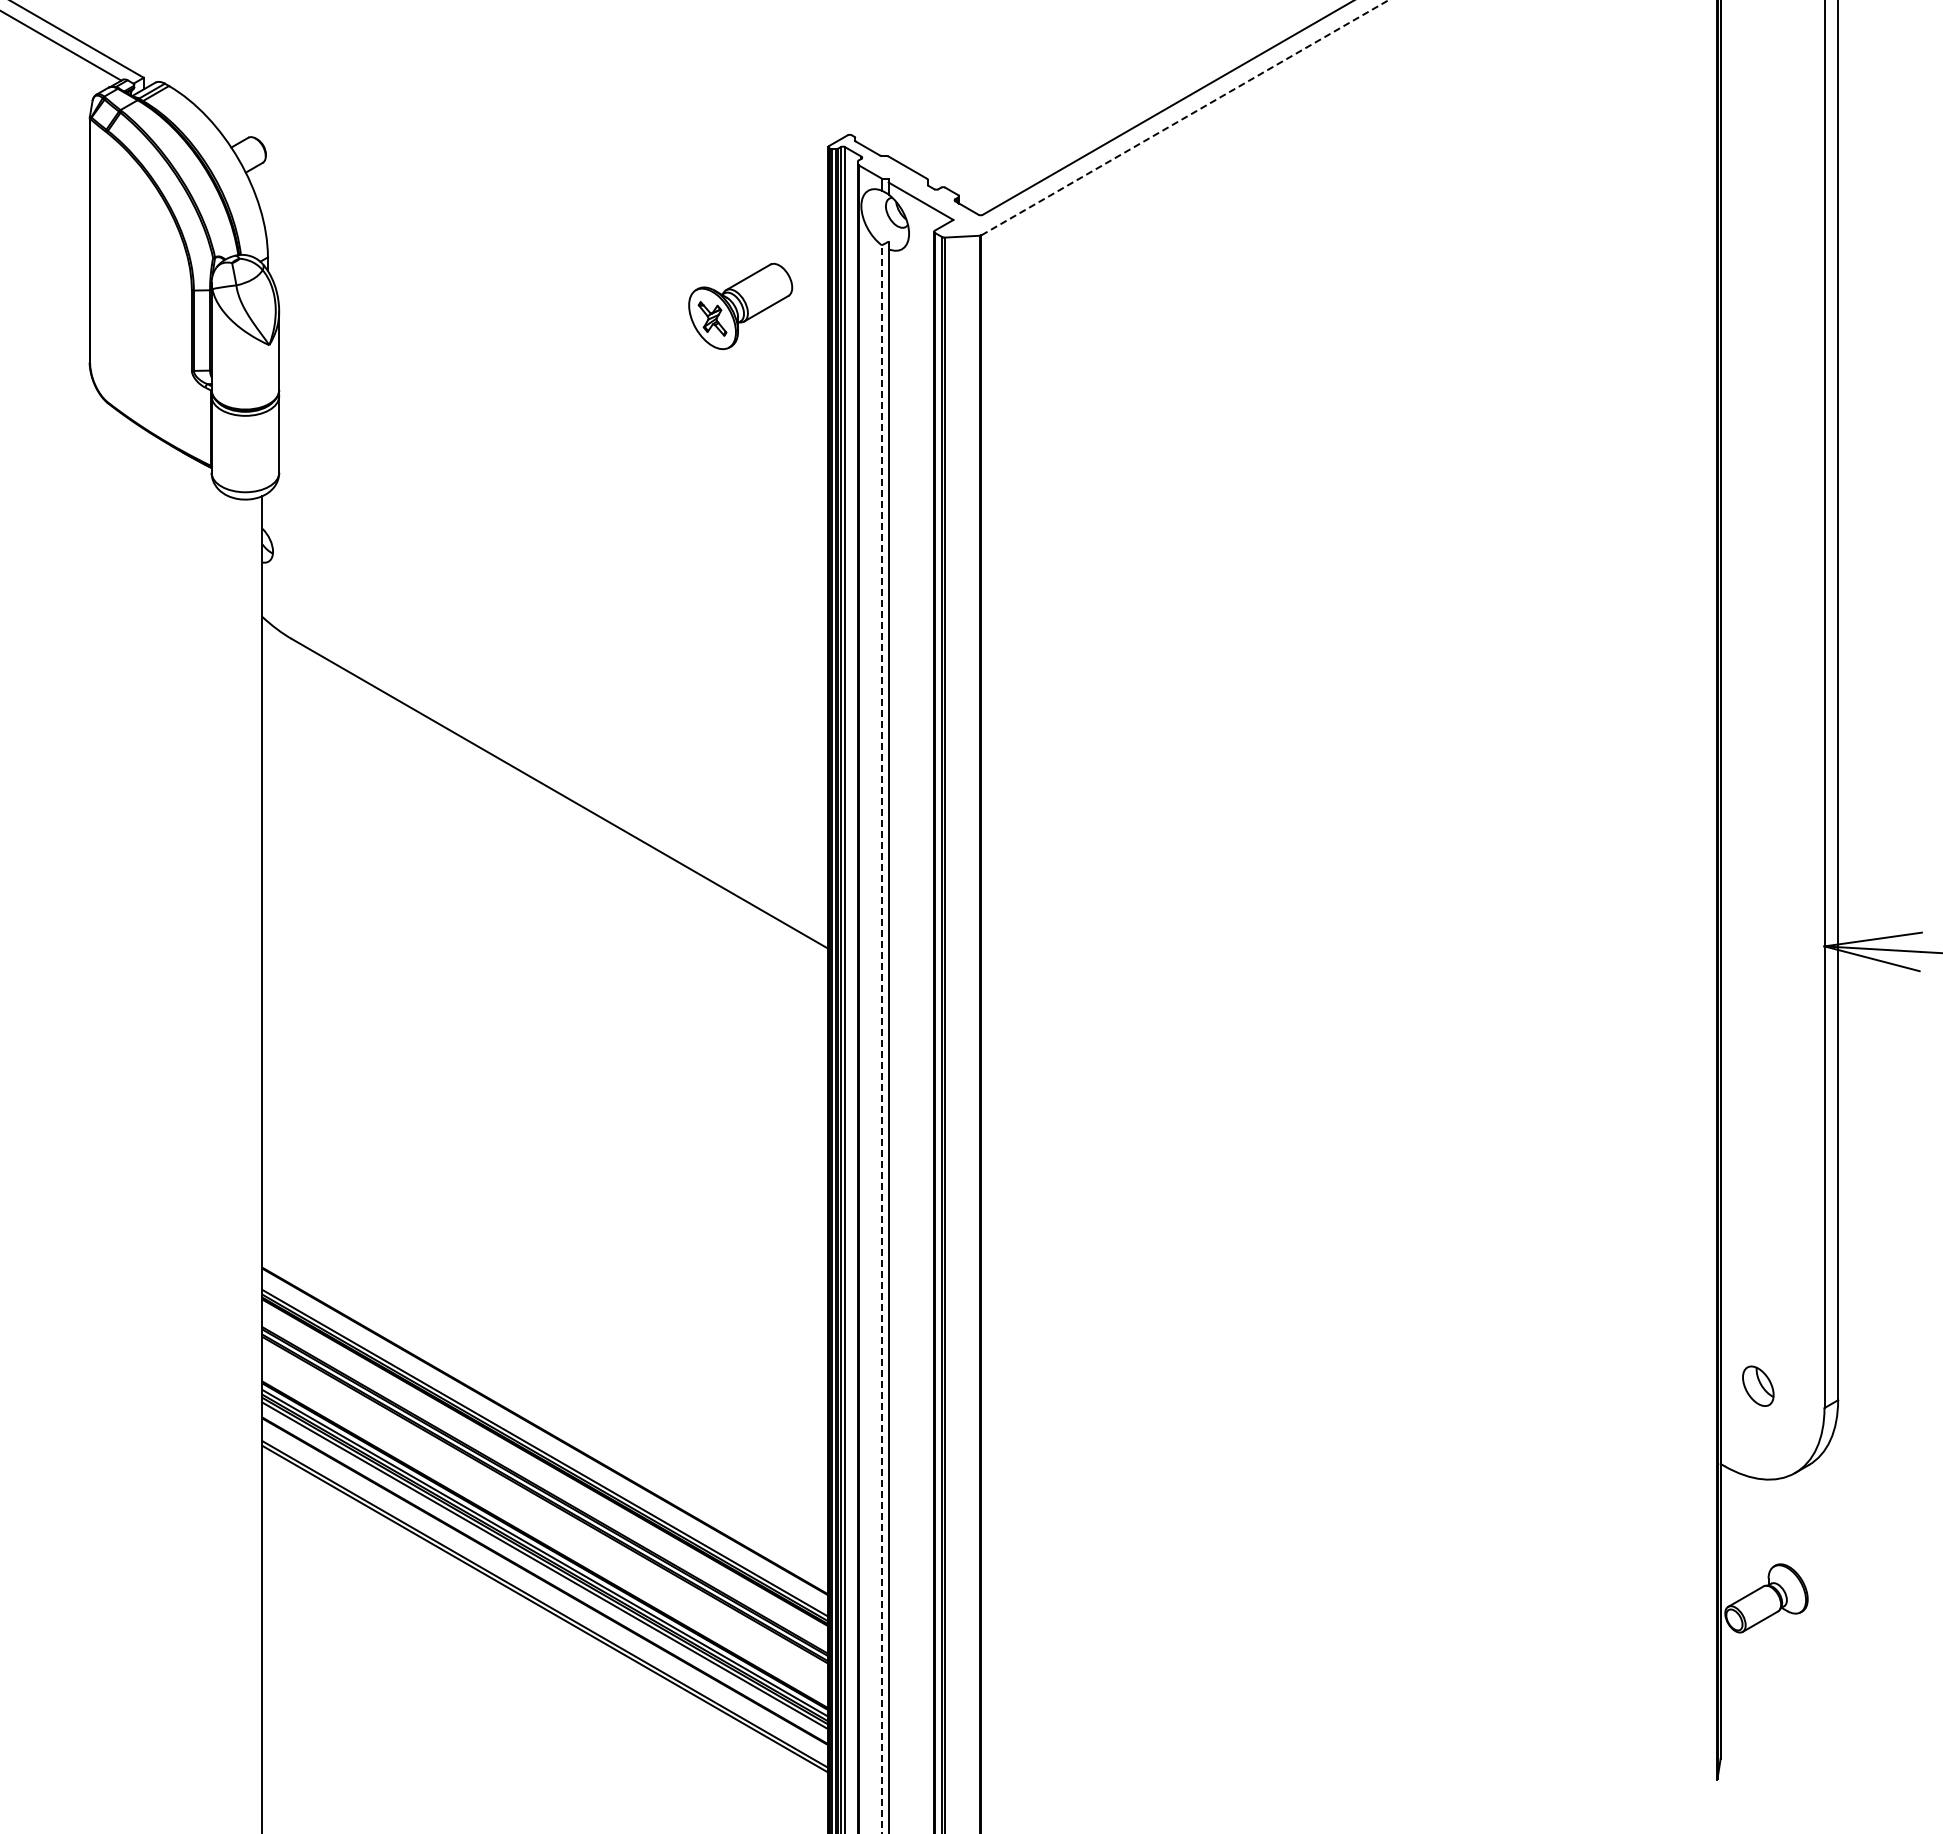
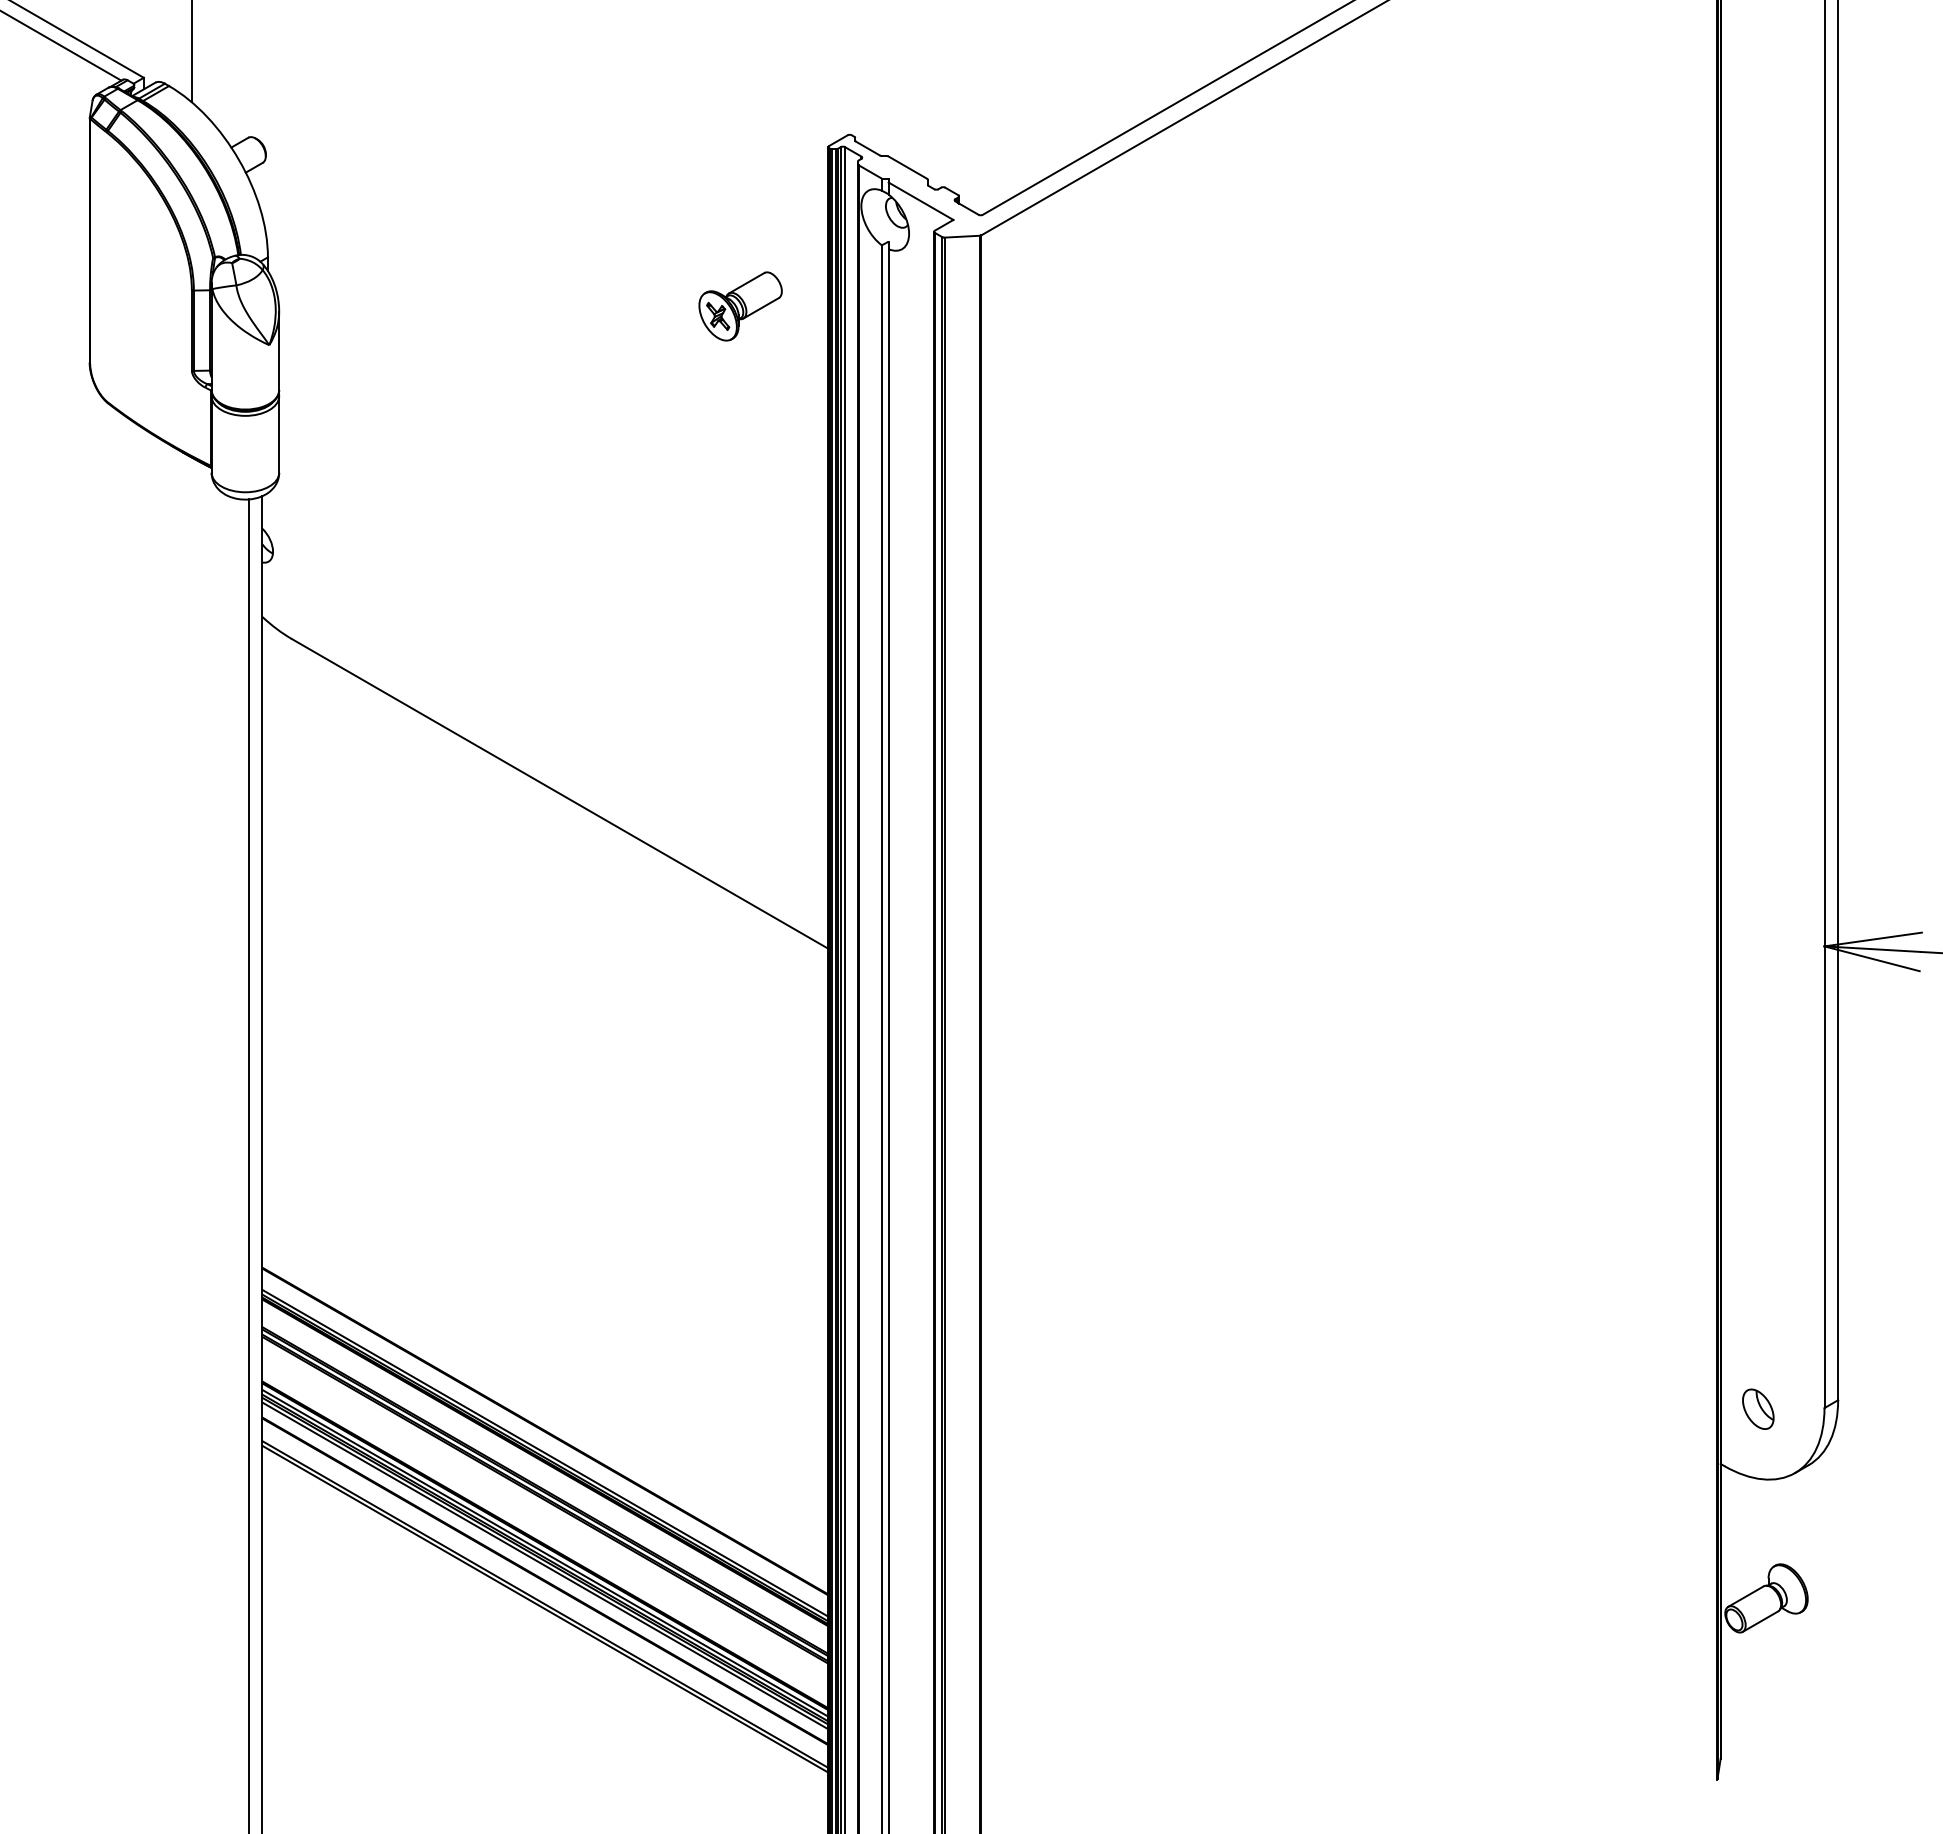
line: none -> present (191, 52)
line: dashed -> solid (1184, 117)
part size: 106x89 px -> 85x71 px (740, 306)
line: dashed -> solid (881, 1039)
line: none -> present (248, 1164)
part position: (1758, 1385) -> (1758, 1408) (1758, 1408)
